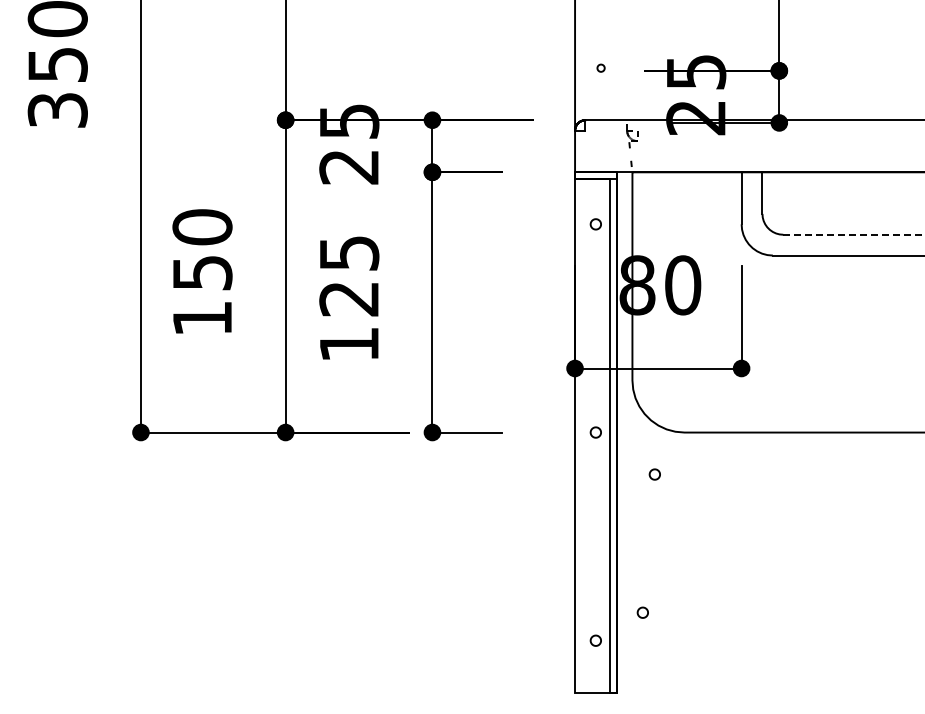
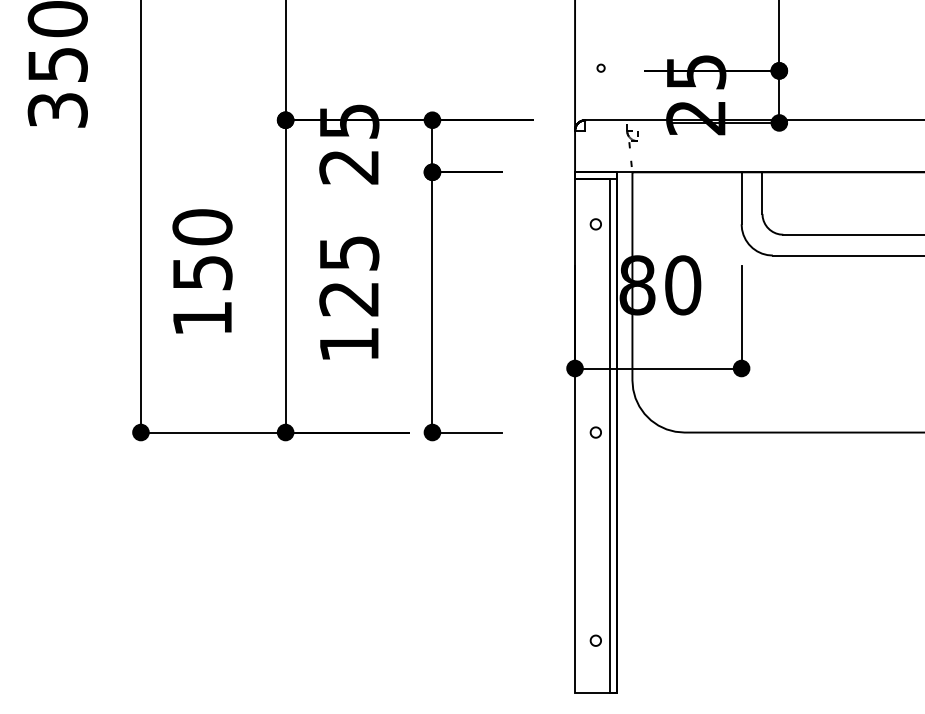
line: dashed -> solid (854, 234)
part: present -> none (654, 474)
part: present -> none (642, 612)
